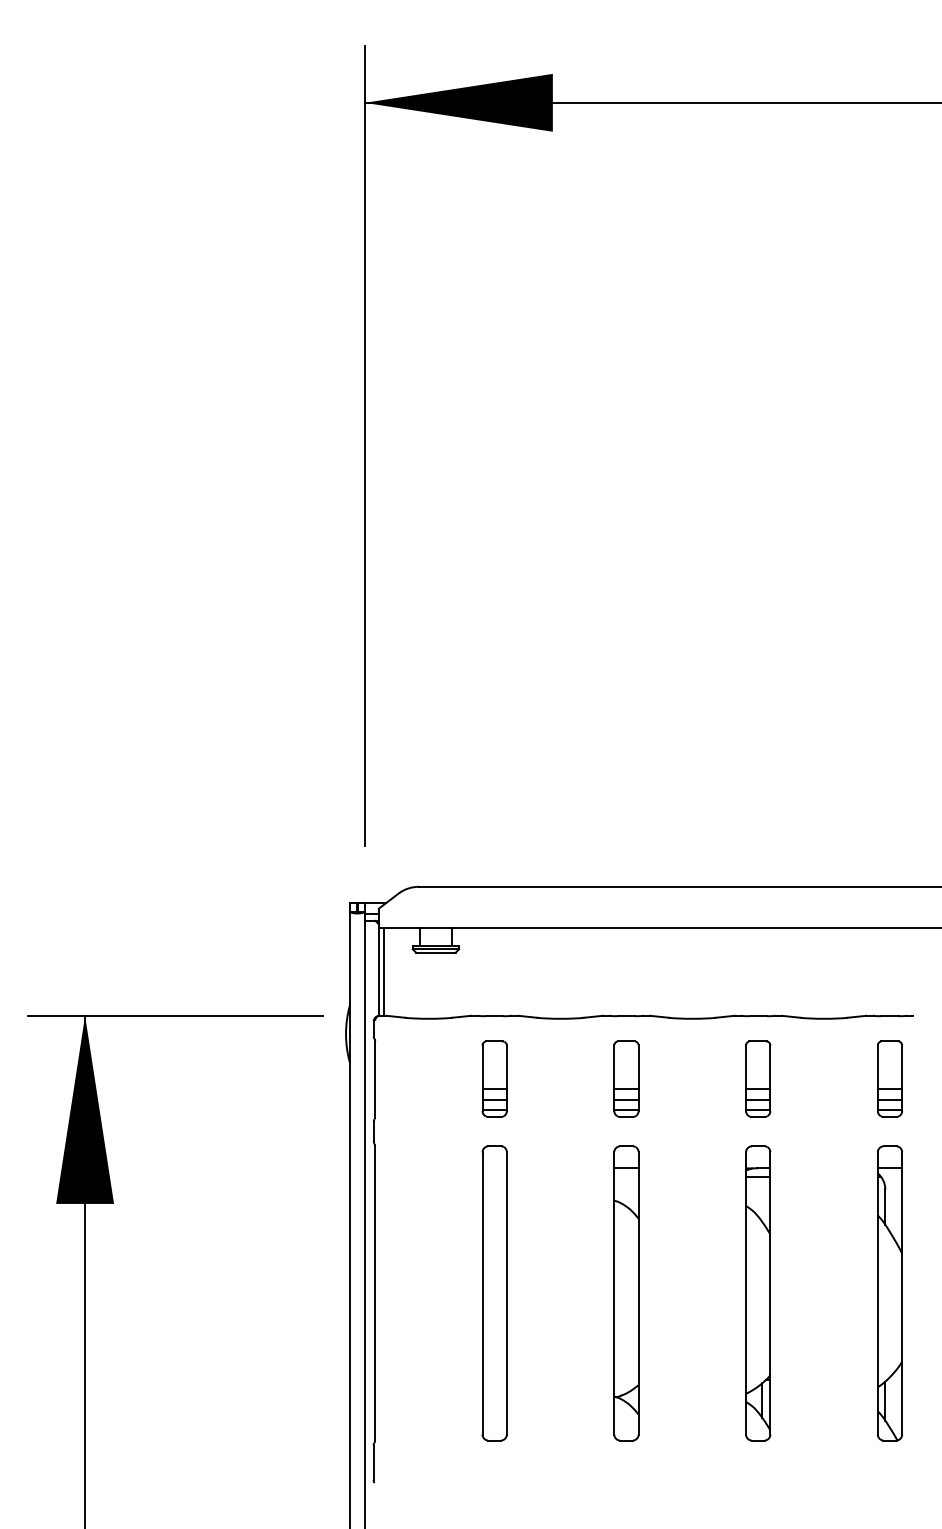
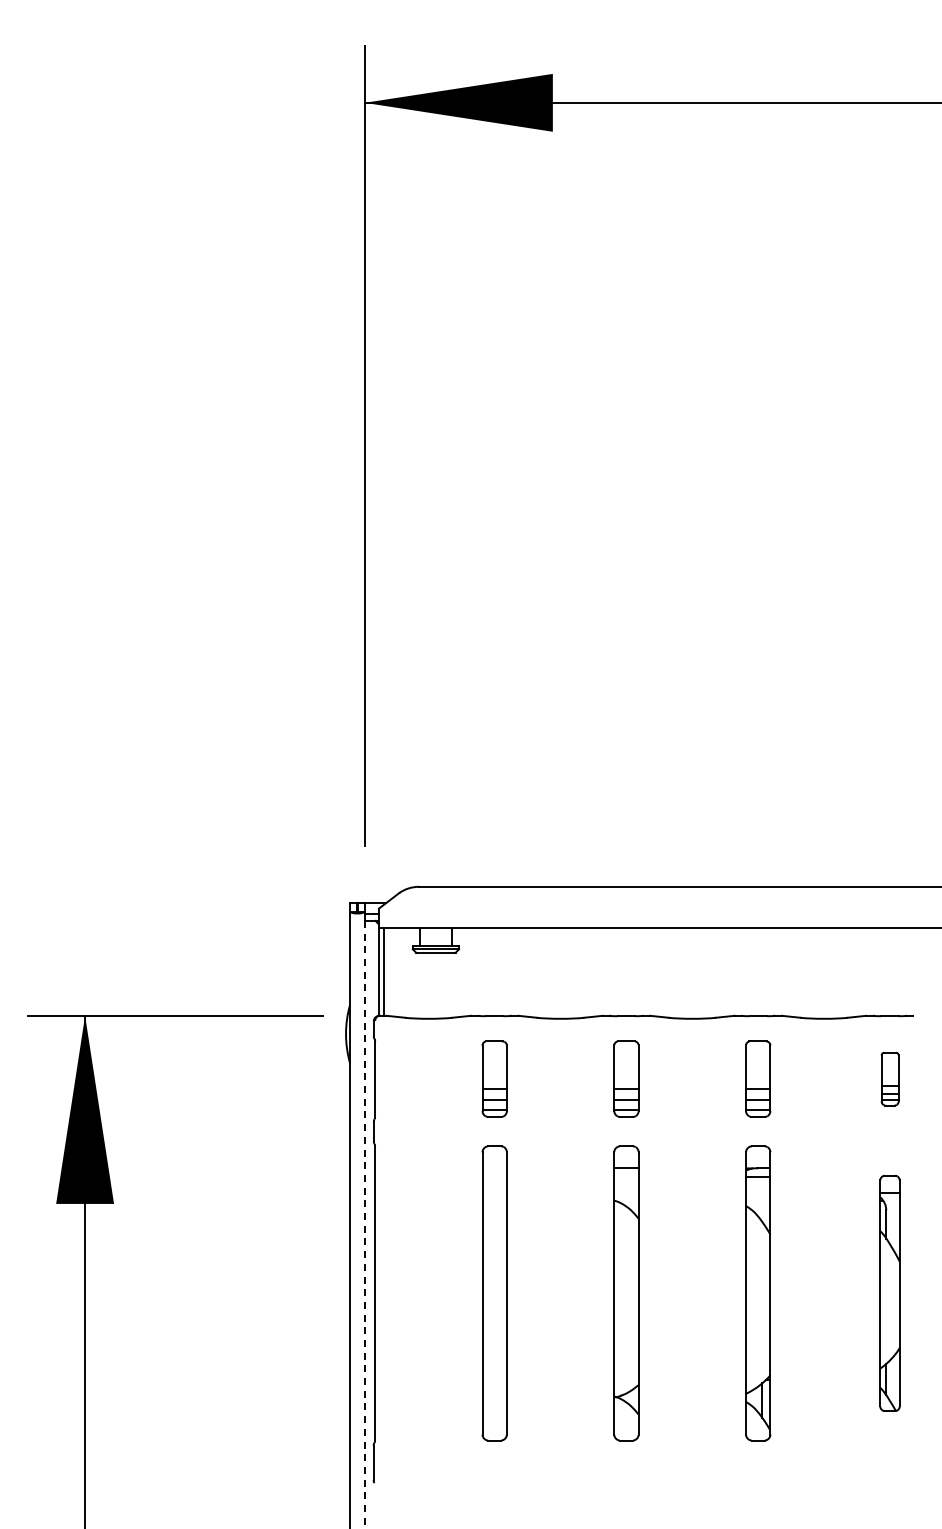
part size: 27x78 px -> 20x56 px (889, 1078)
line: solid -> dashed (364, 1224)
part size: 26x297 px -> 22x238 px (889, 1292)
